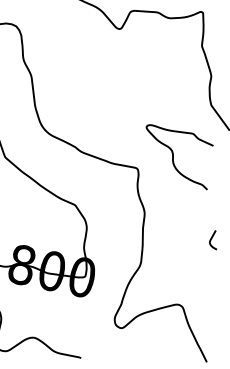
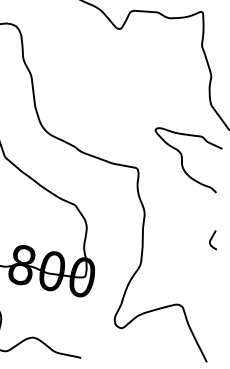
curve position: (173, 157) -> (182, 160) (182, 160)
